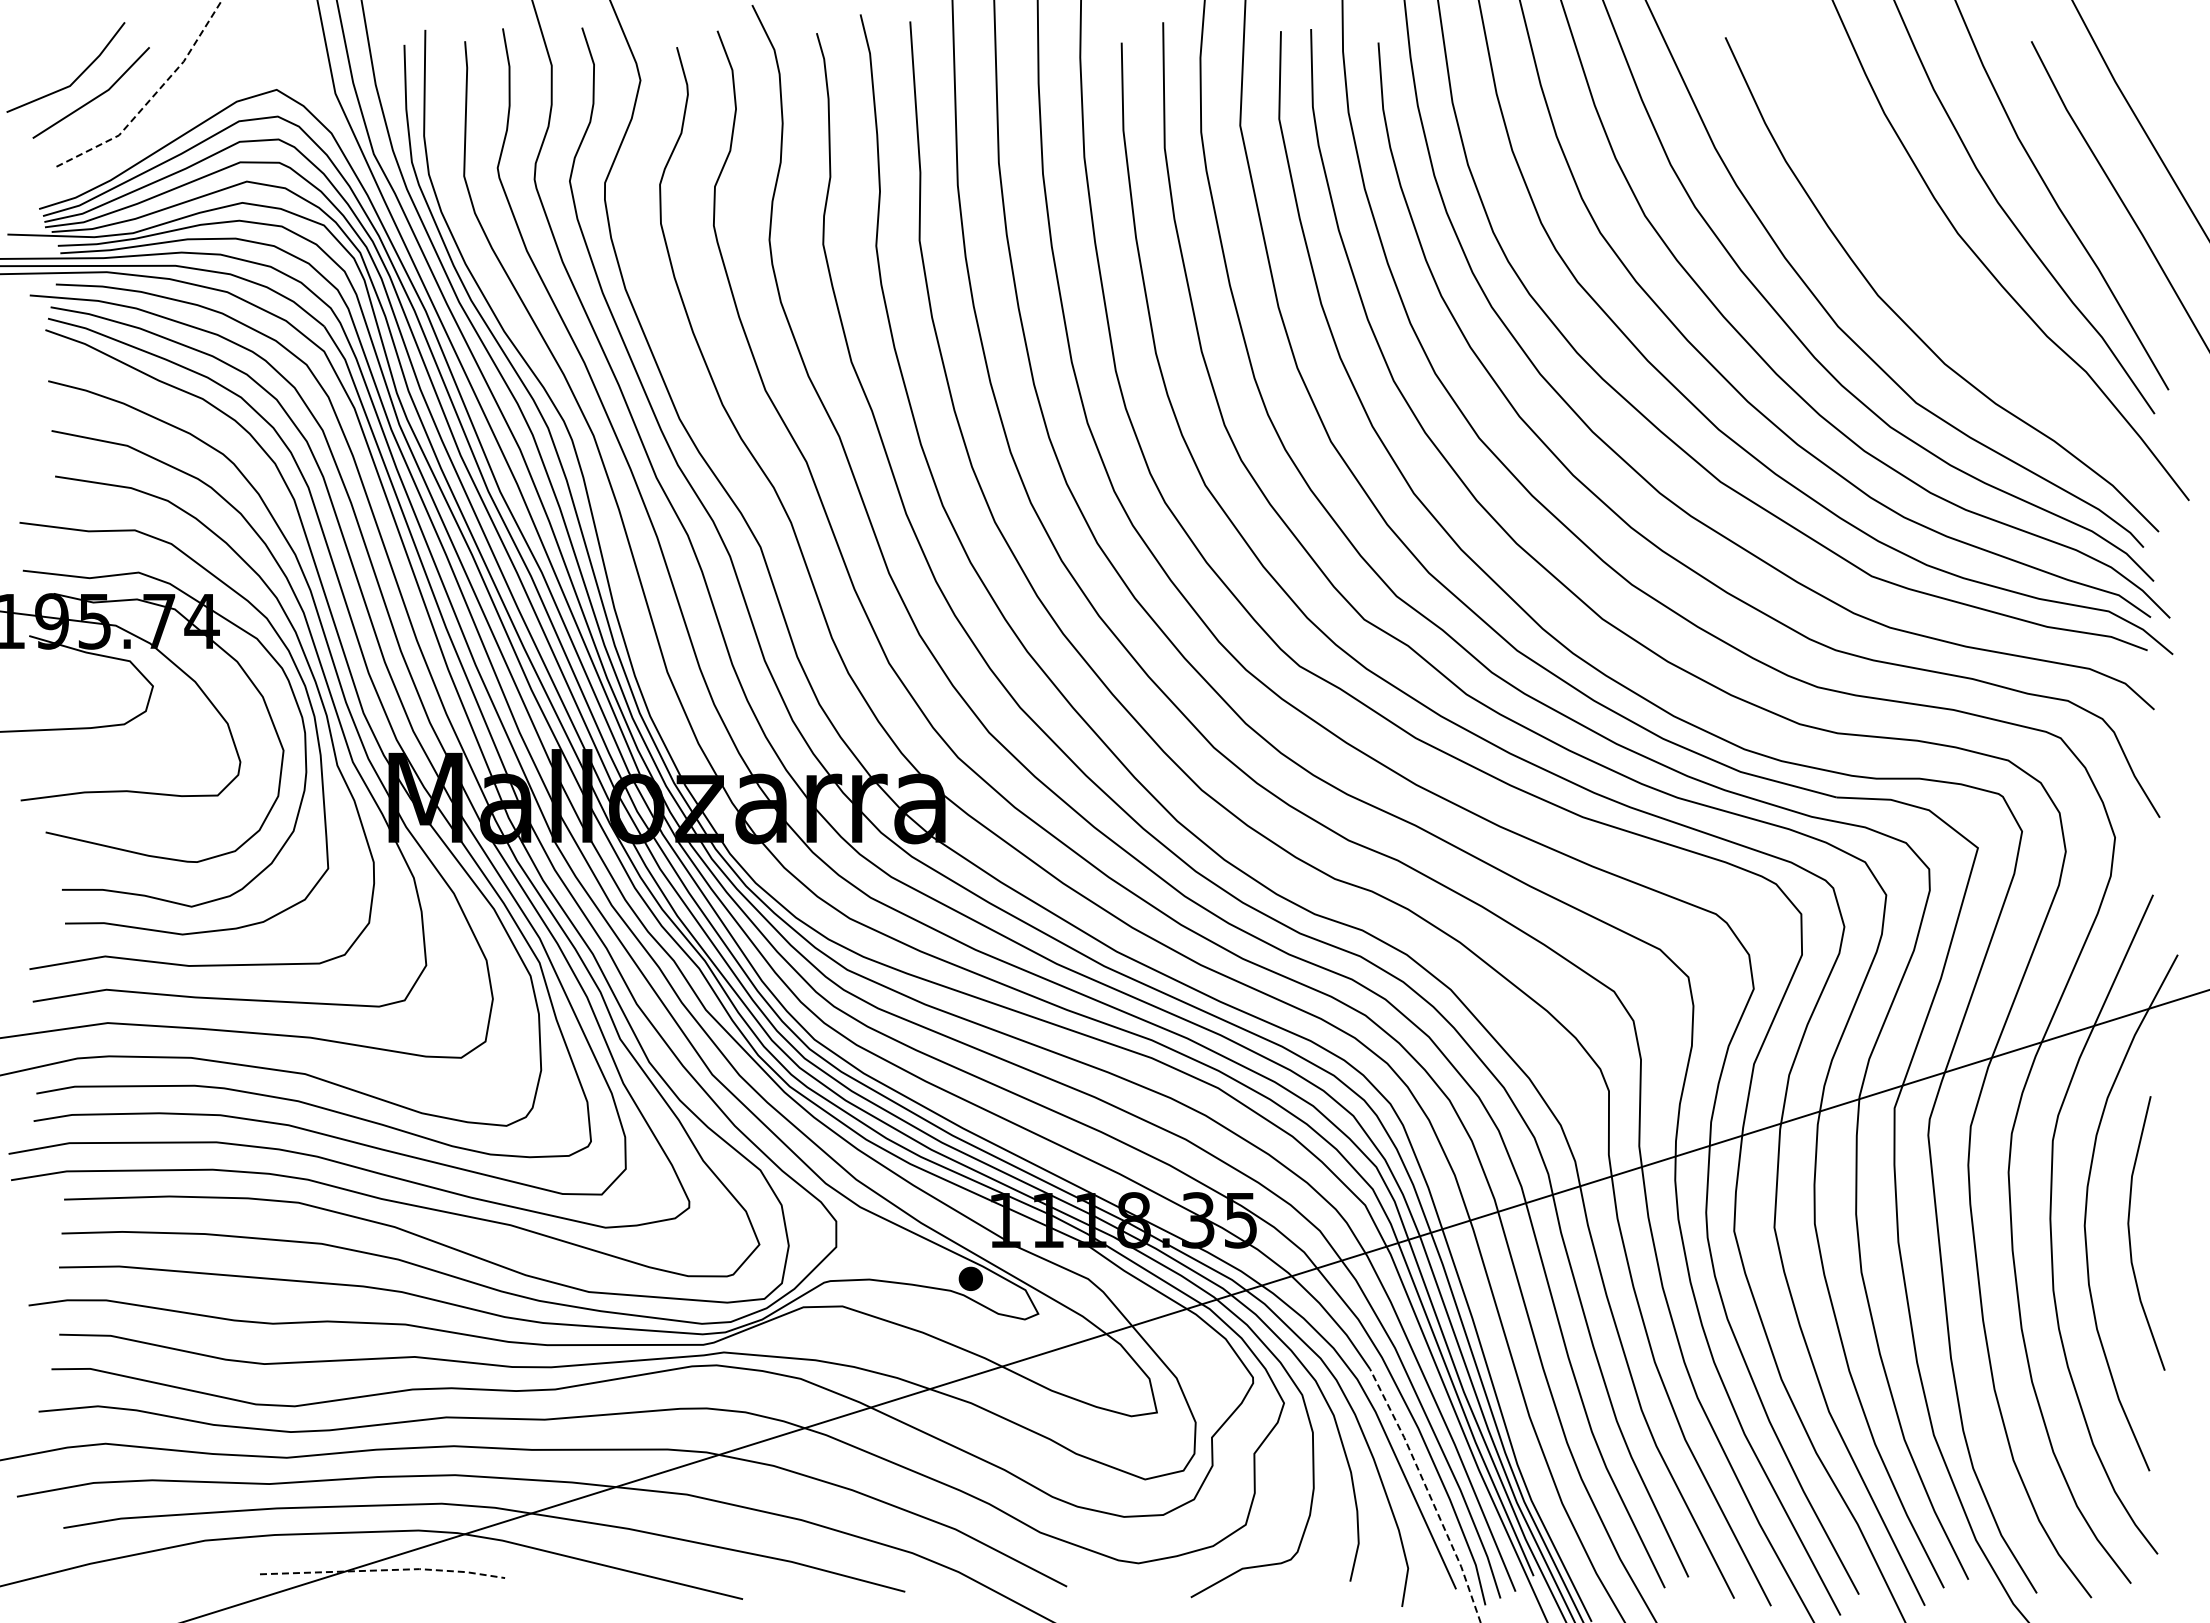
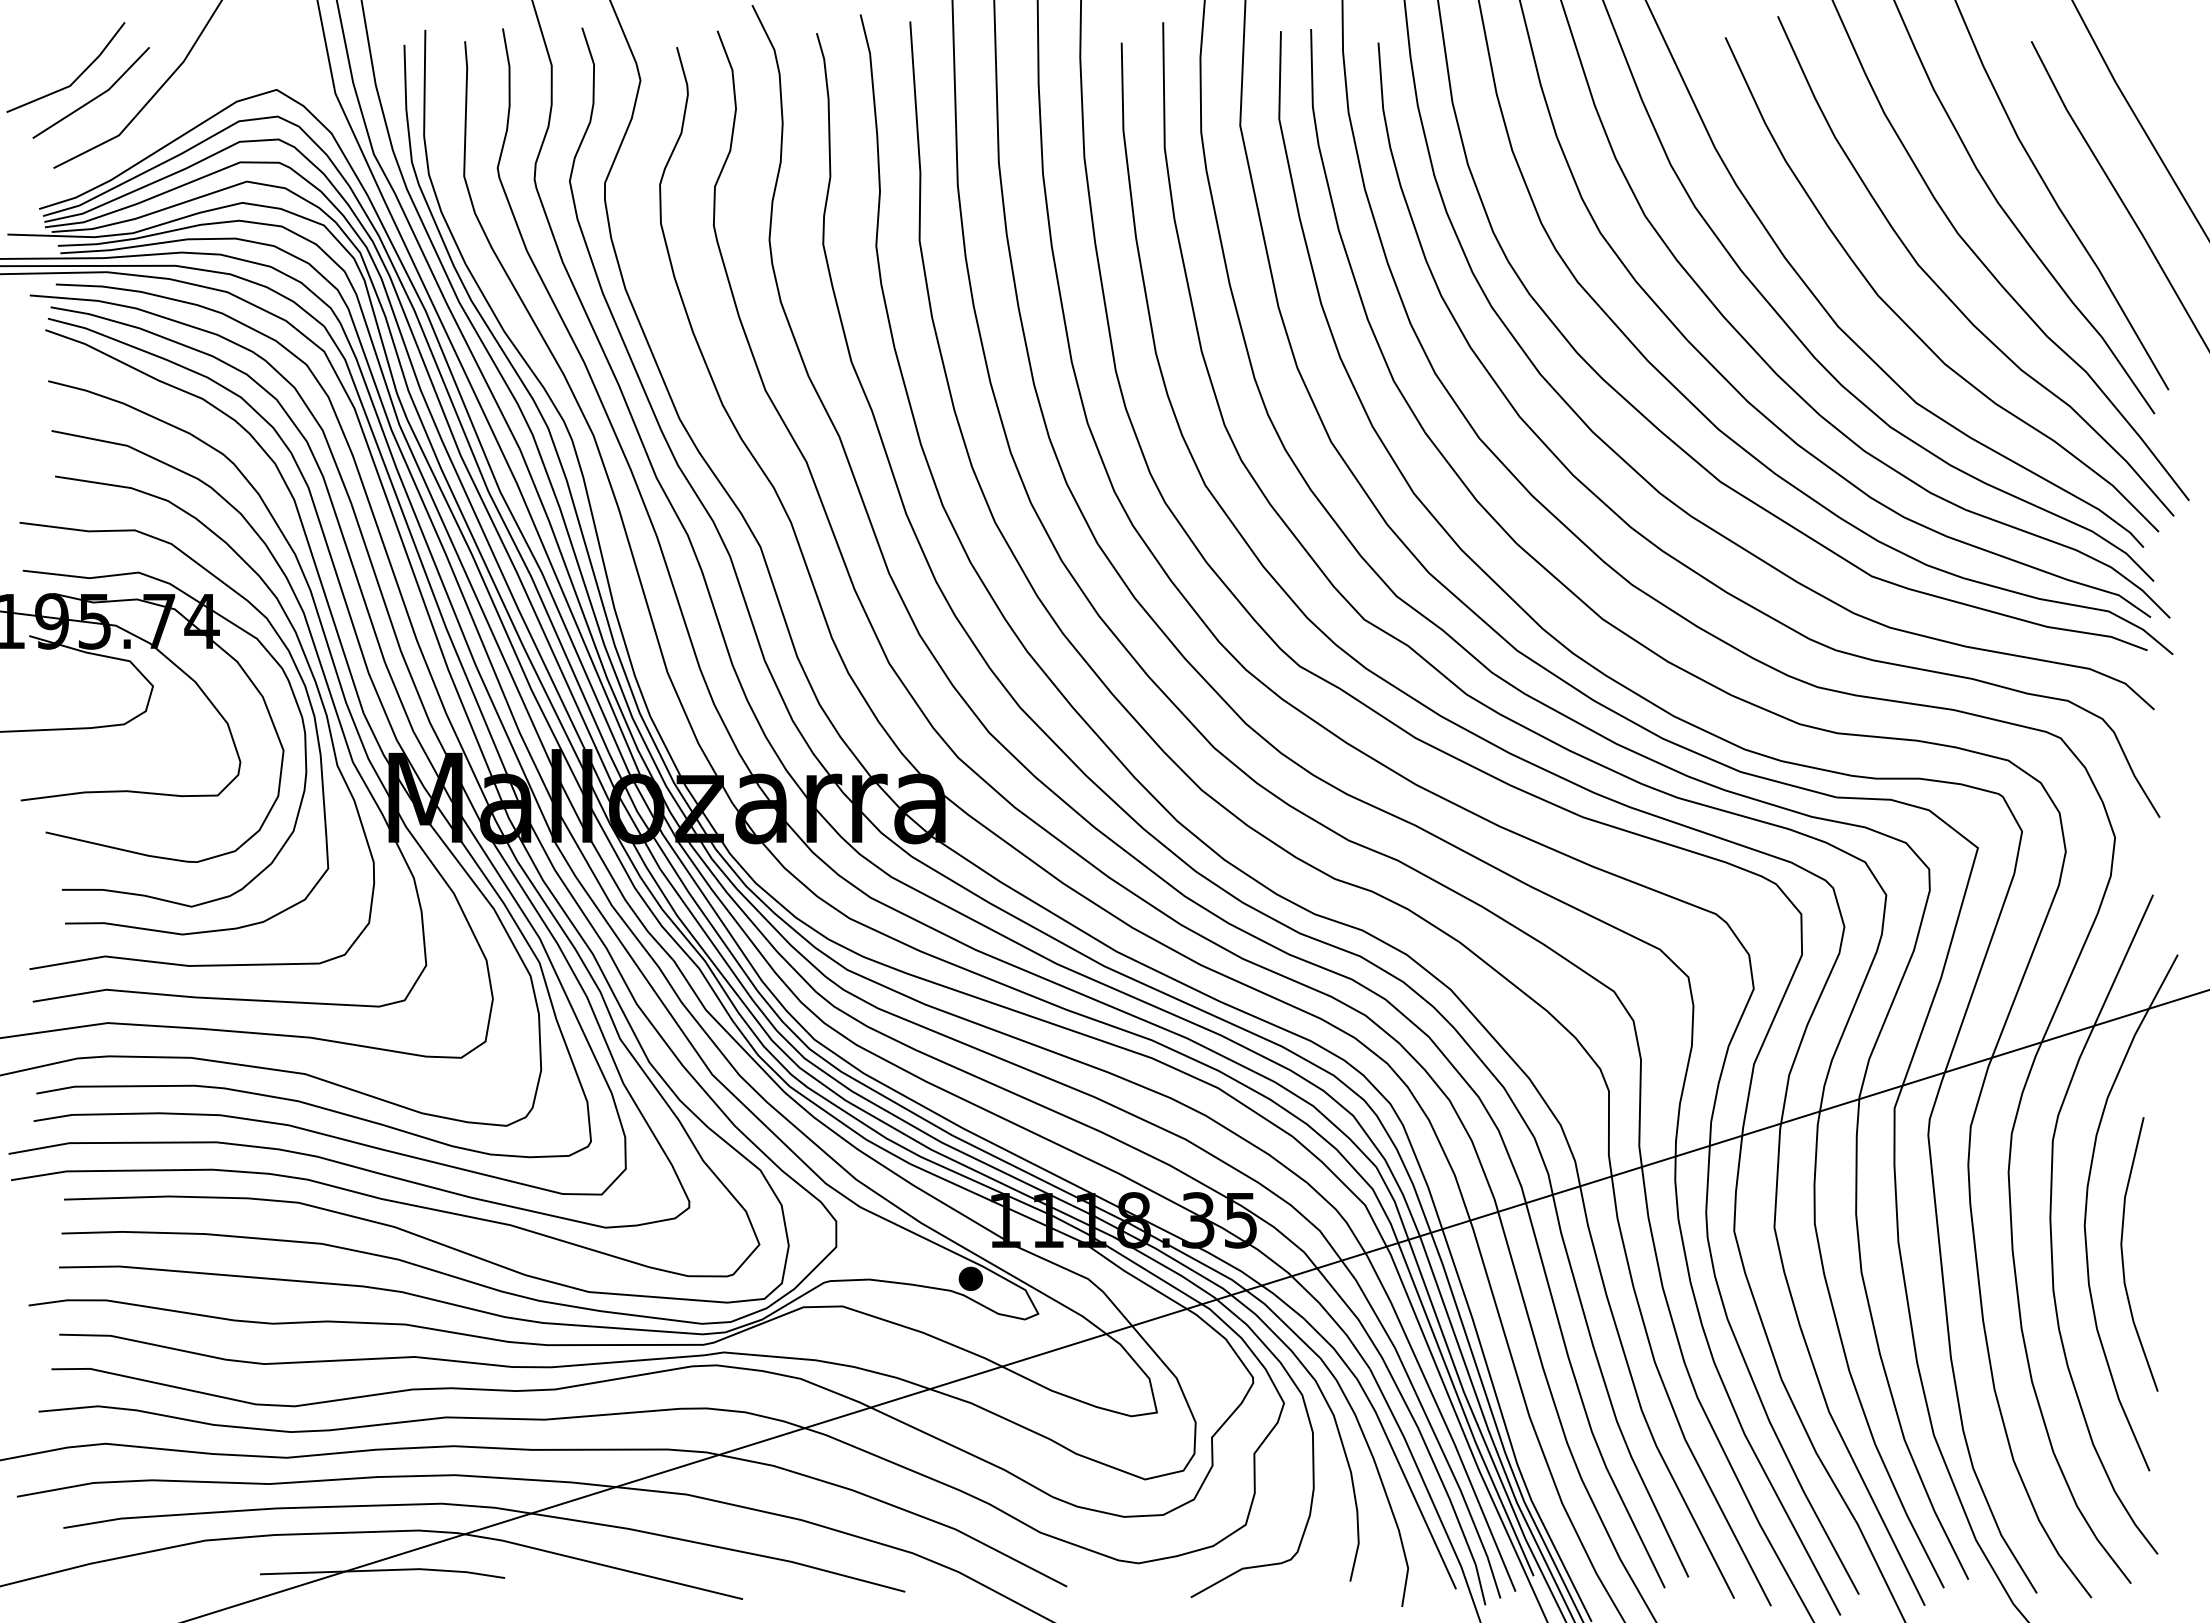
line: dashed -> solid (151, 98)
curve: none -> present (1943, 290)
curve position: (2130, 1234) -> (2123, 1255) (2123, 1255)
line: dashed -> solid (1429, 1493)
line: dashed -> solid (384, 1570)
